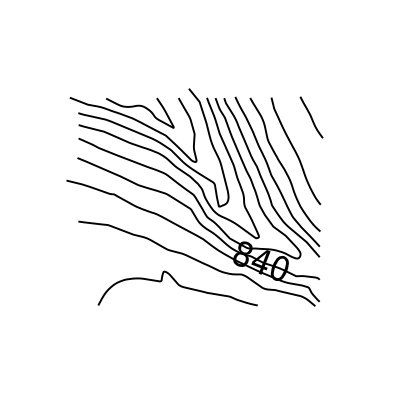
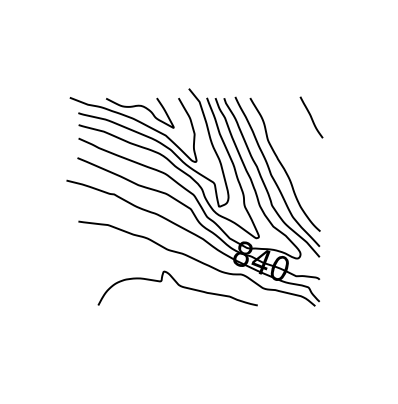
curve: present -> none (295, 150)
